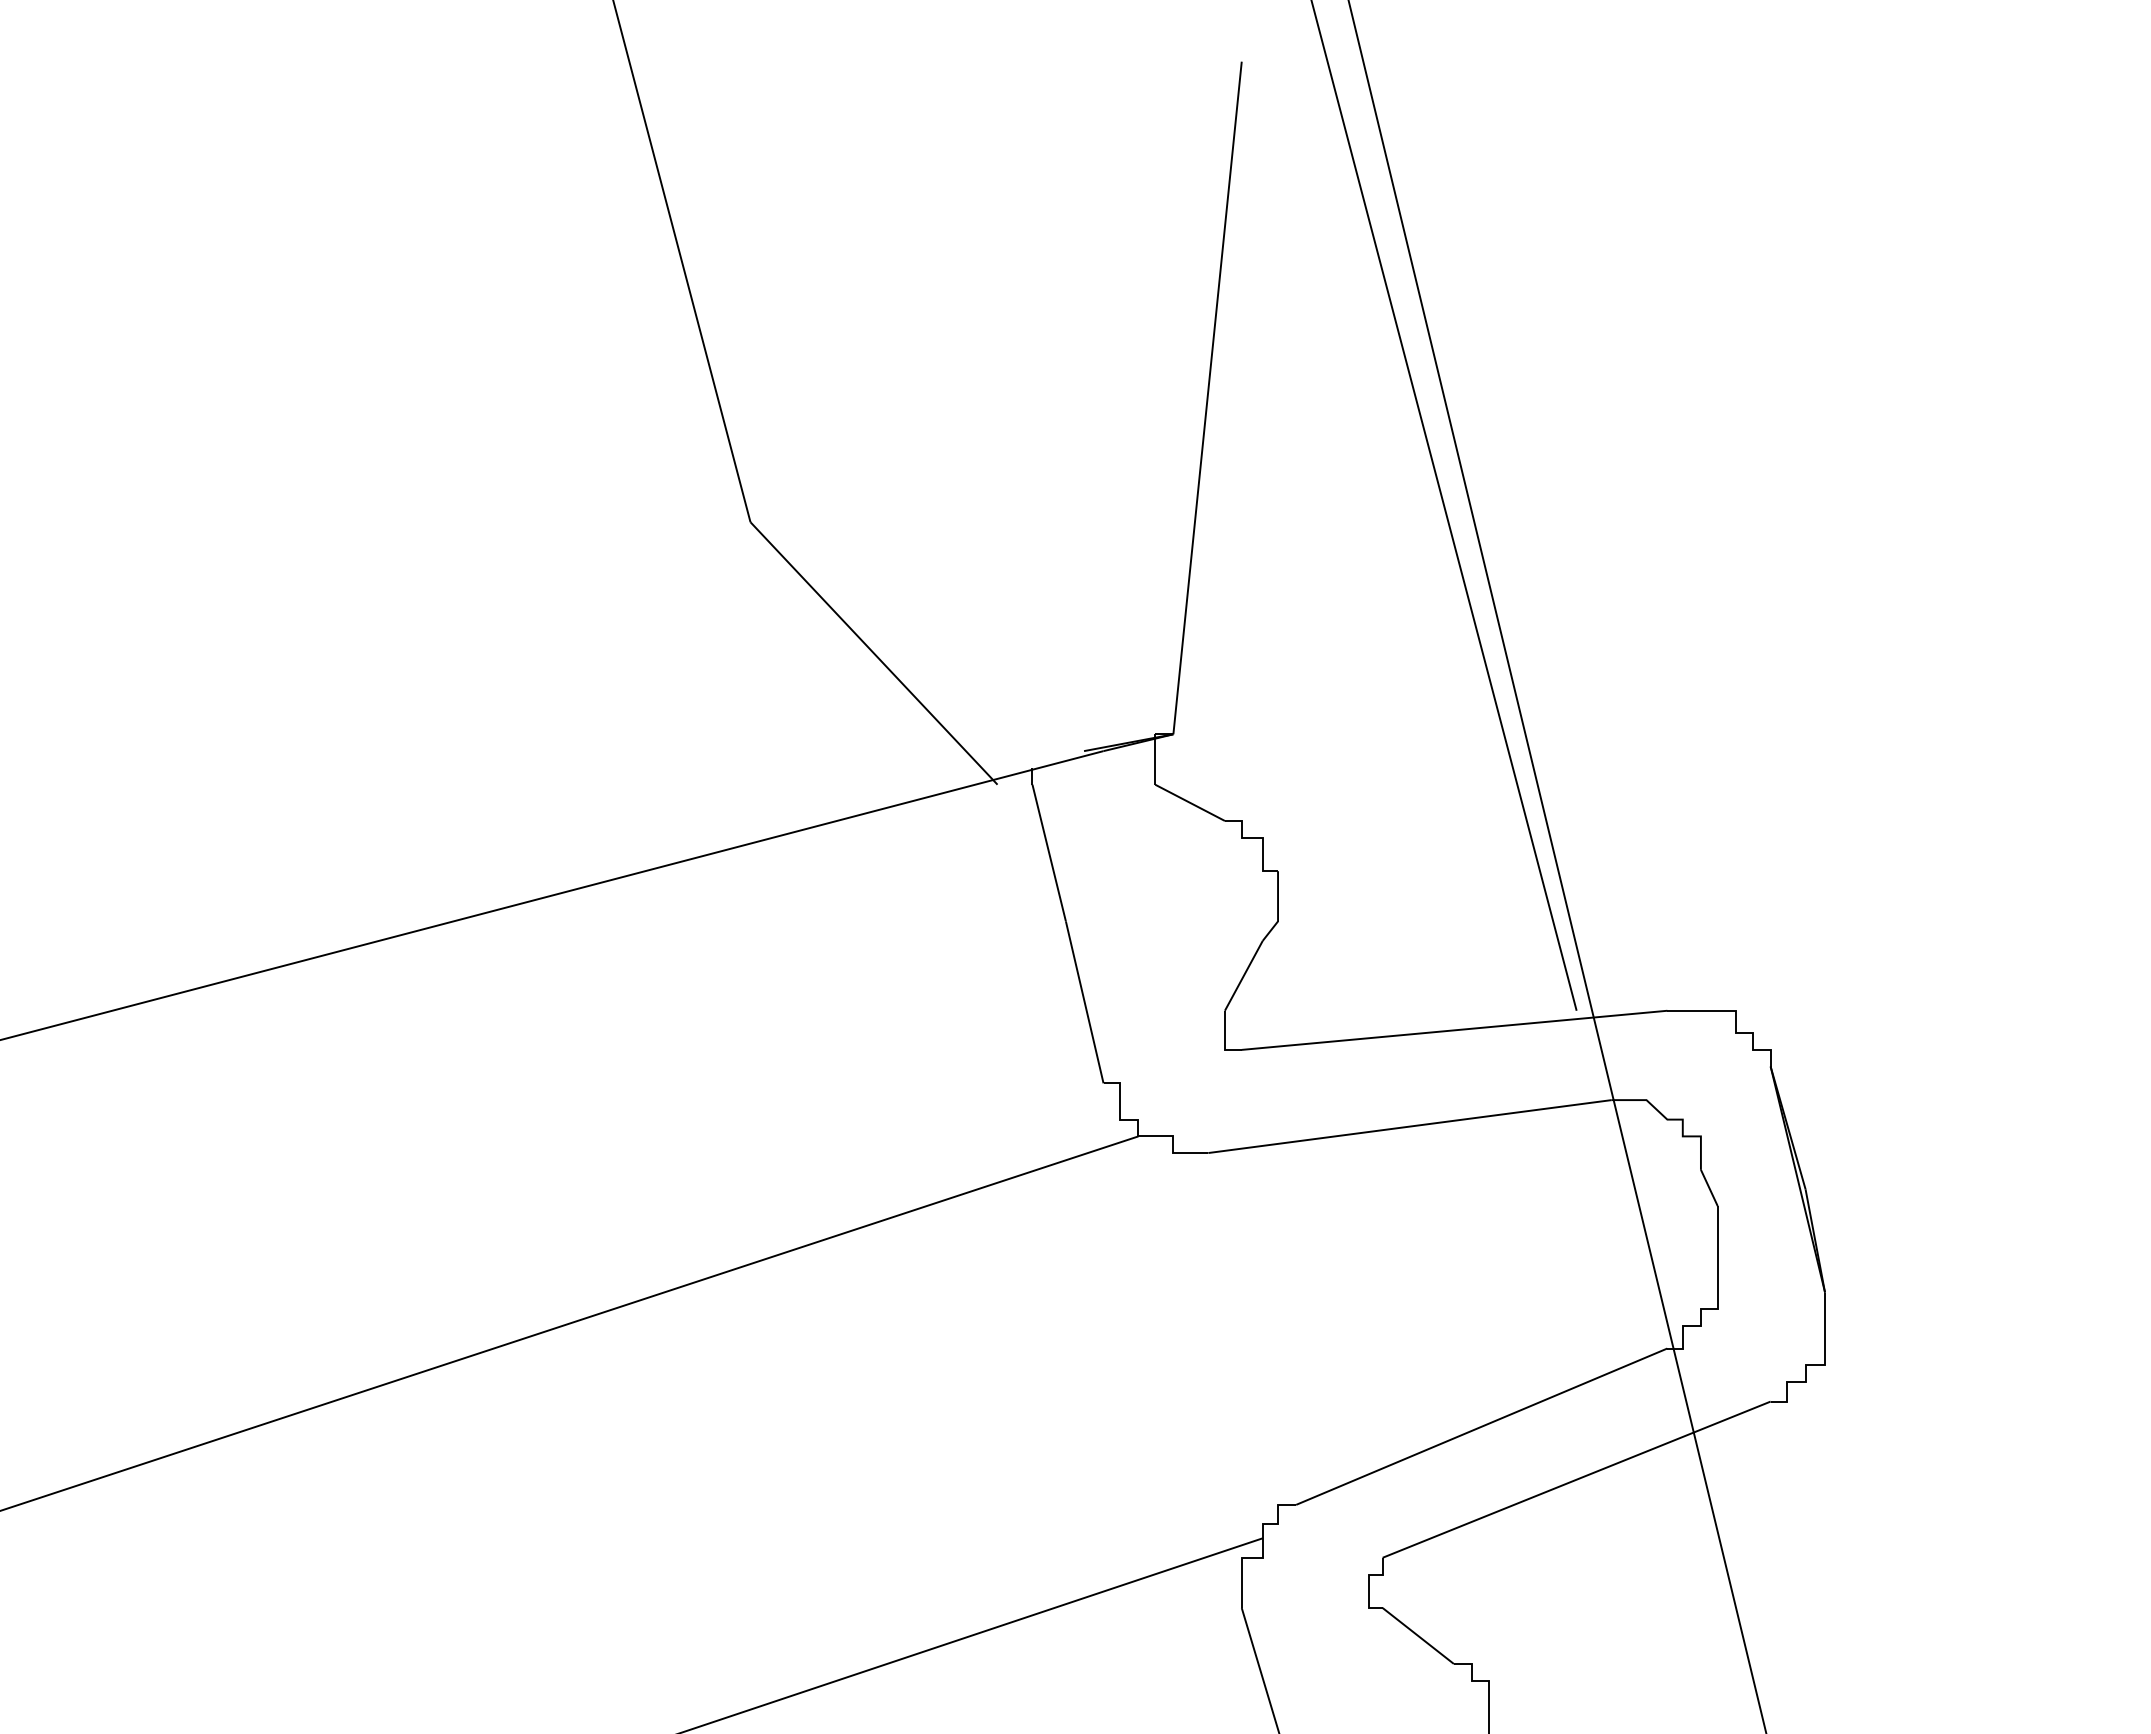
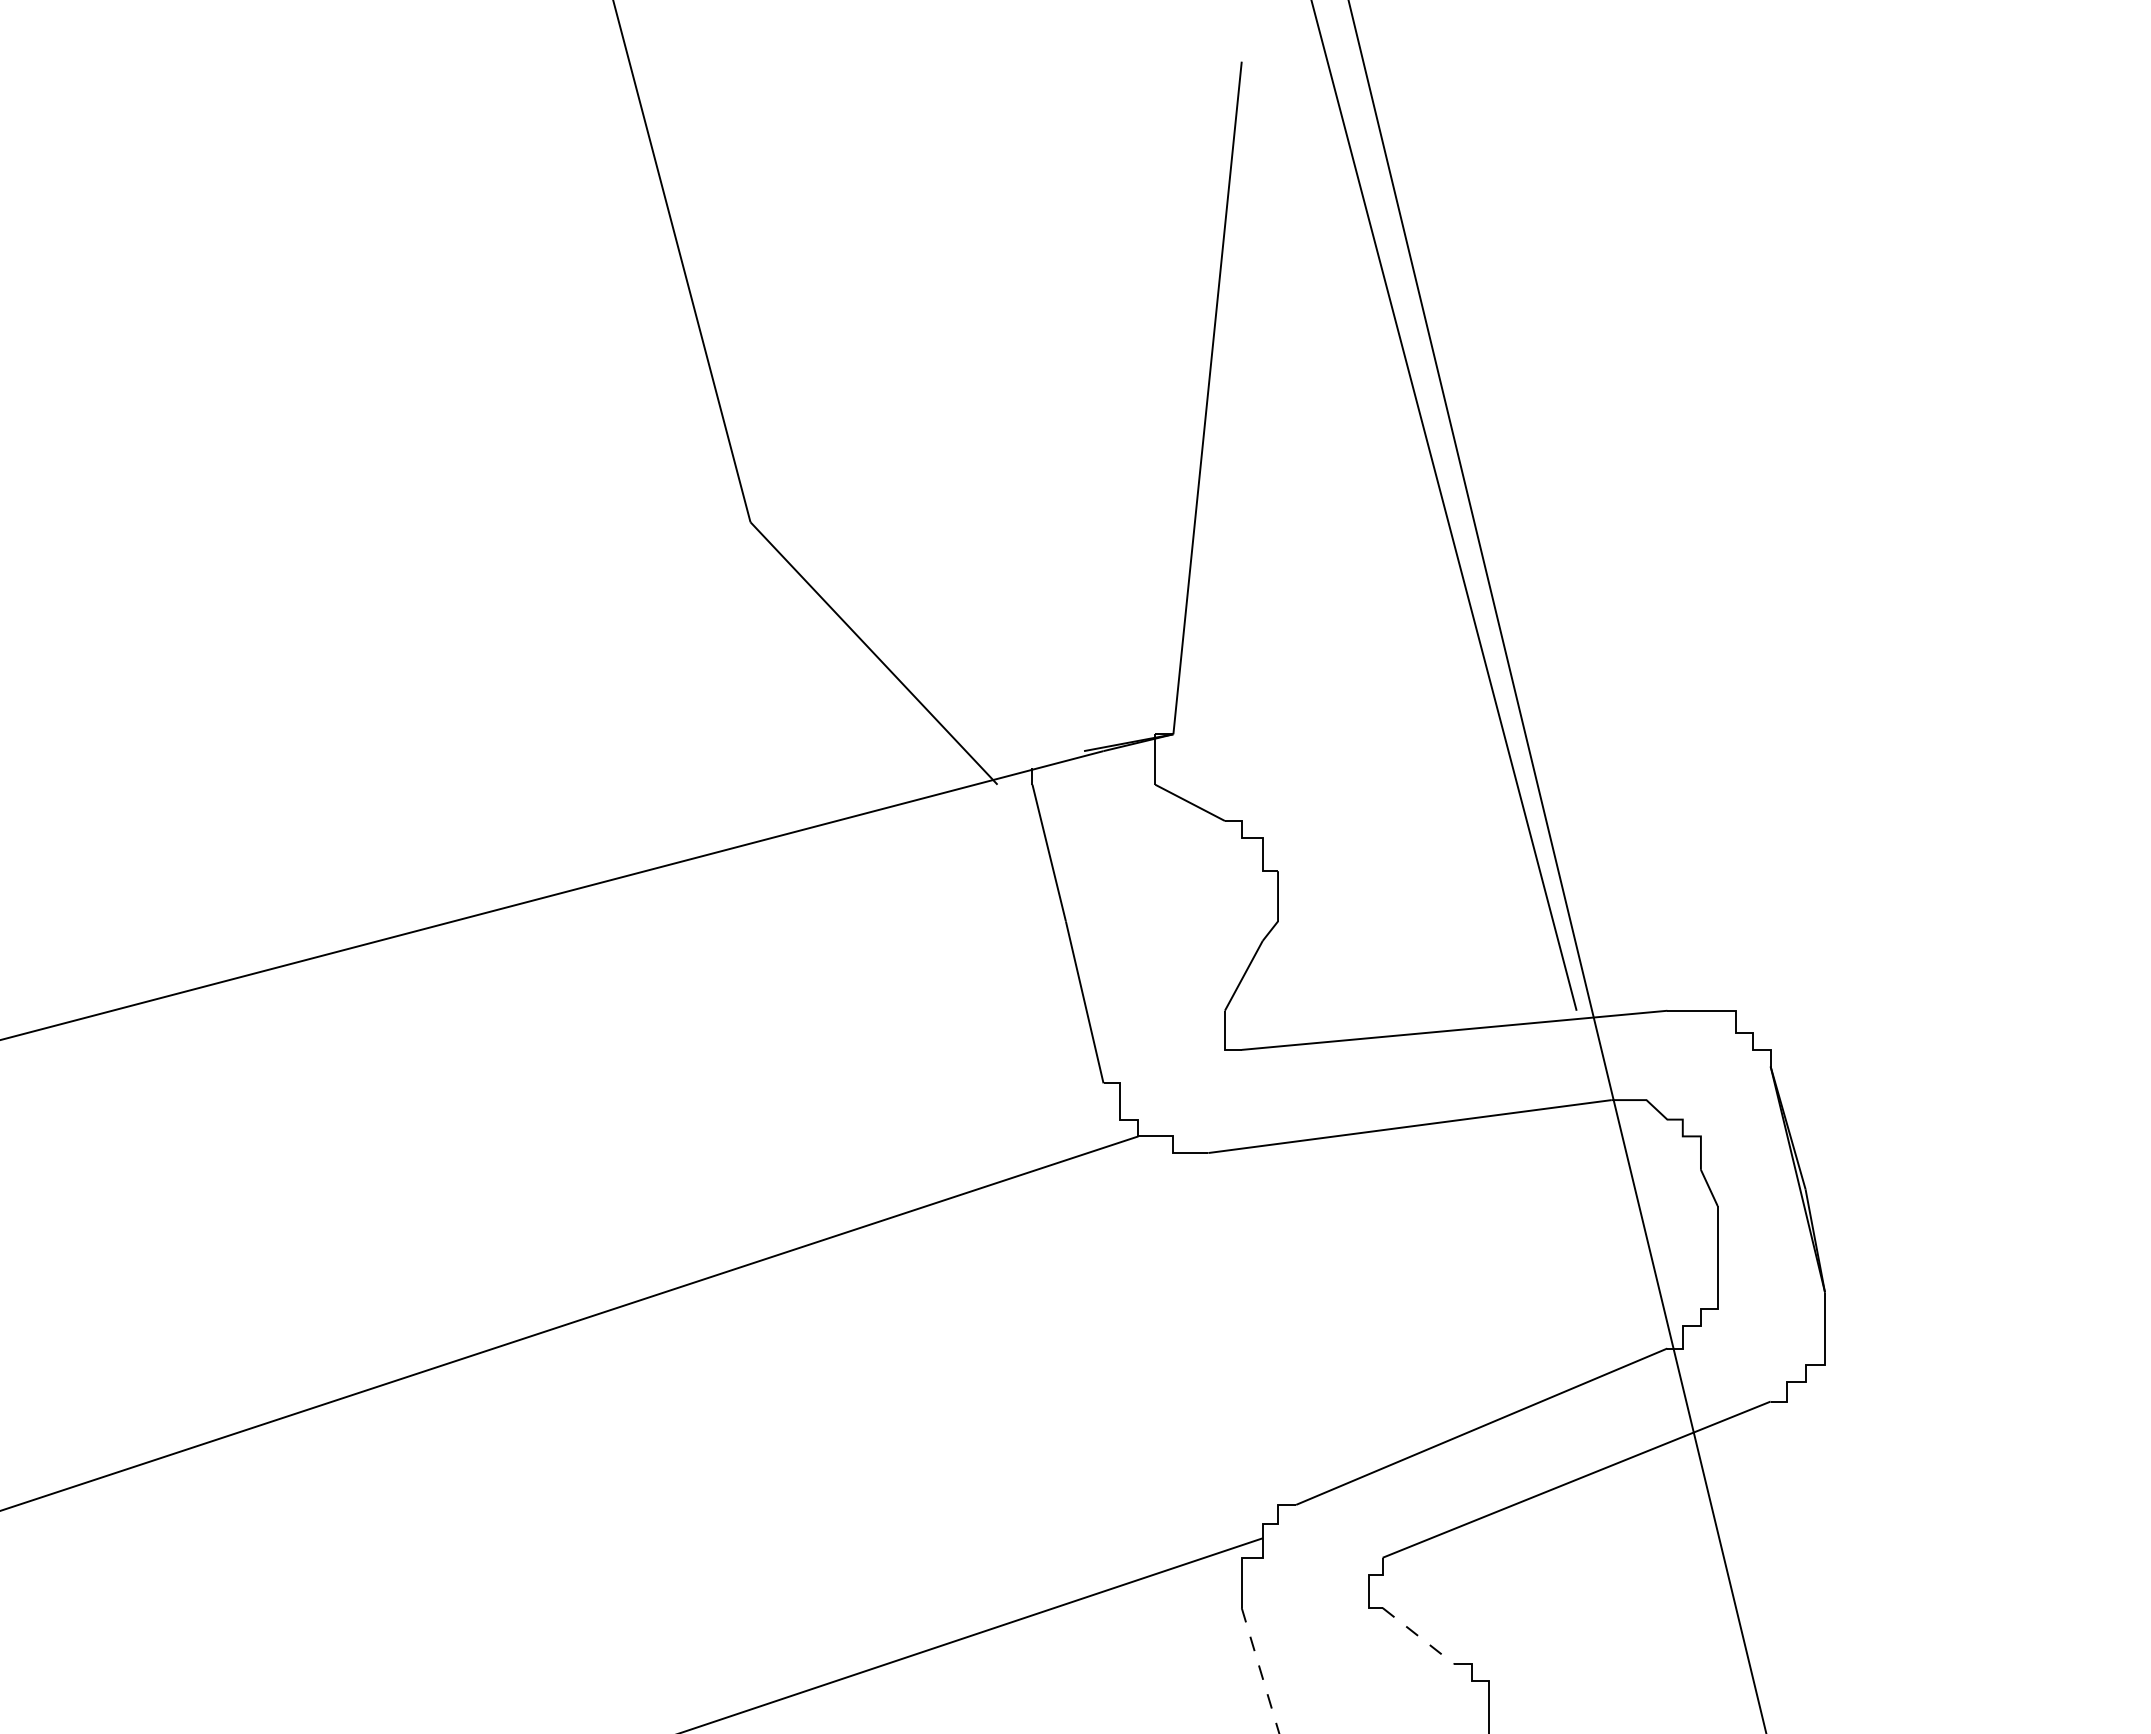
line: solid -> dashed (1418, 1636)
line: solid -> dashed (1260, 1671)
